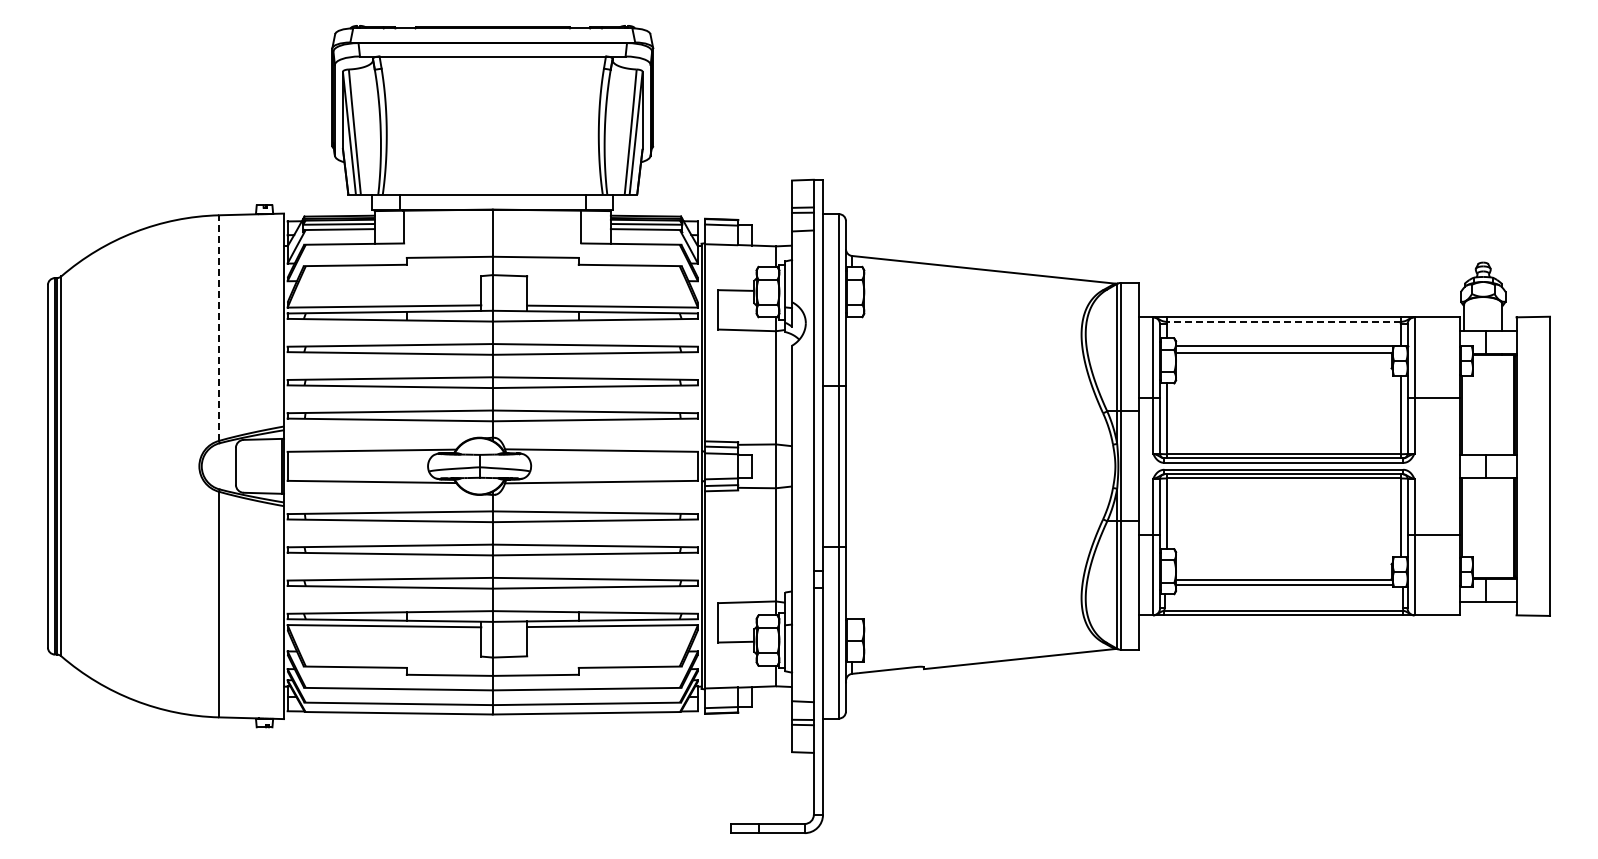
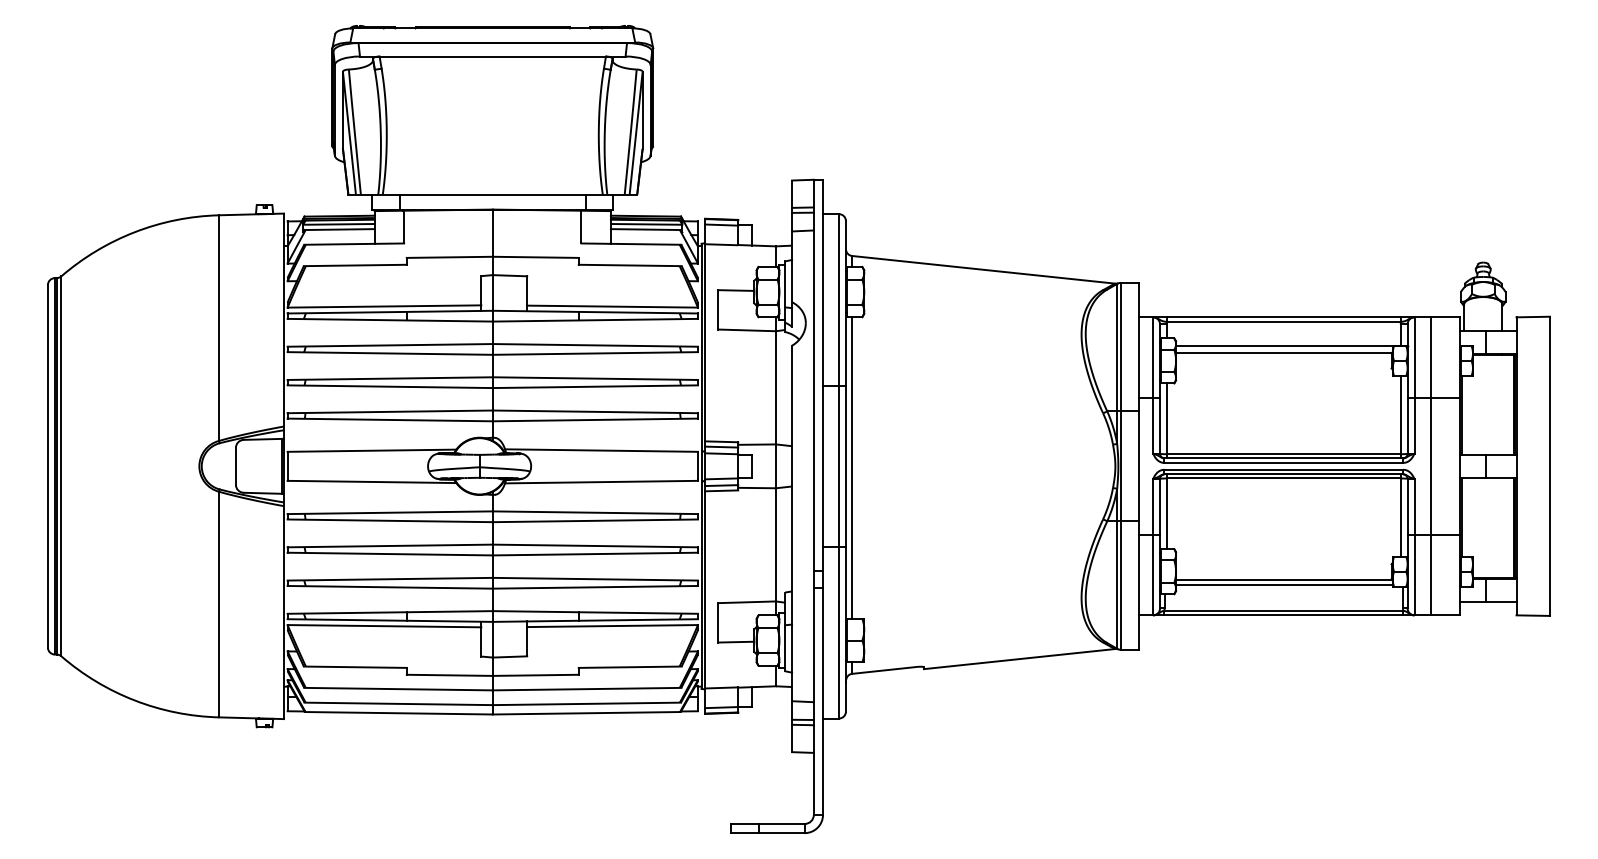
line: dashed -> solid (1283, 321)
line: dashed -> solid (219, 328)
line: none -> present (1430, 466)
line: none -> present (852, 467)
